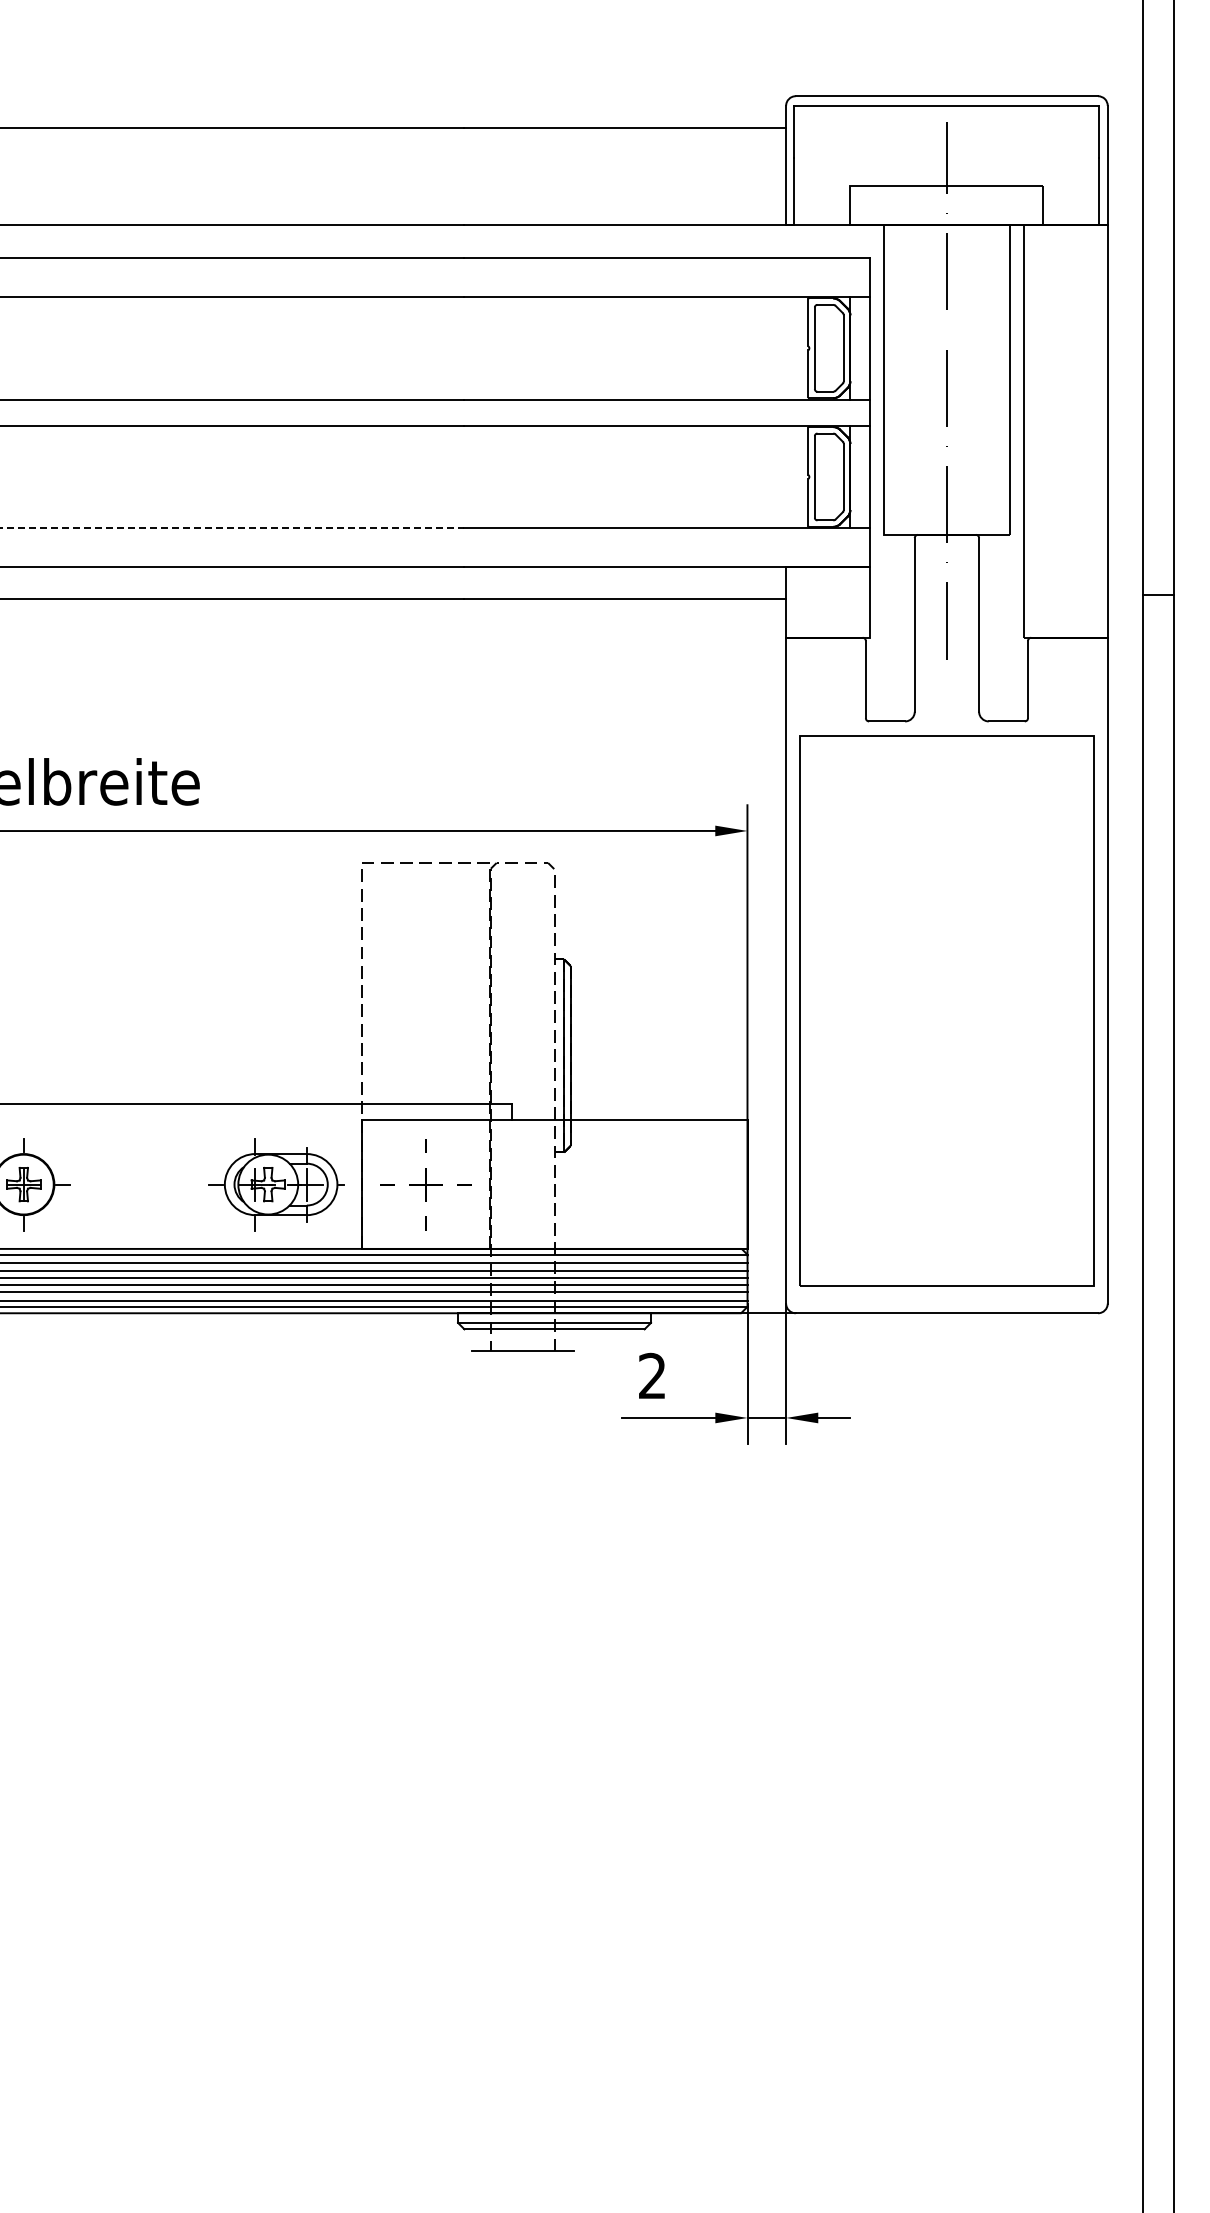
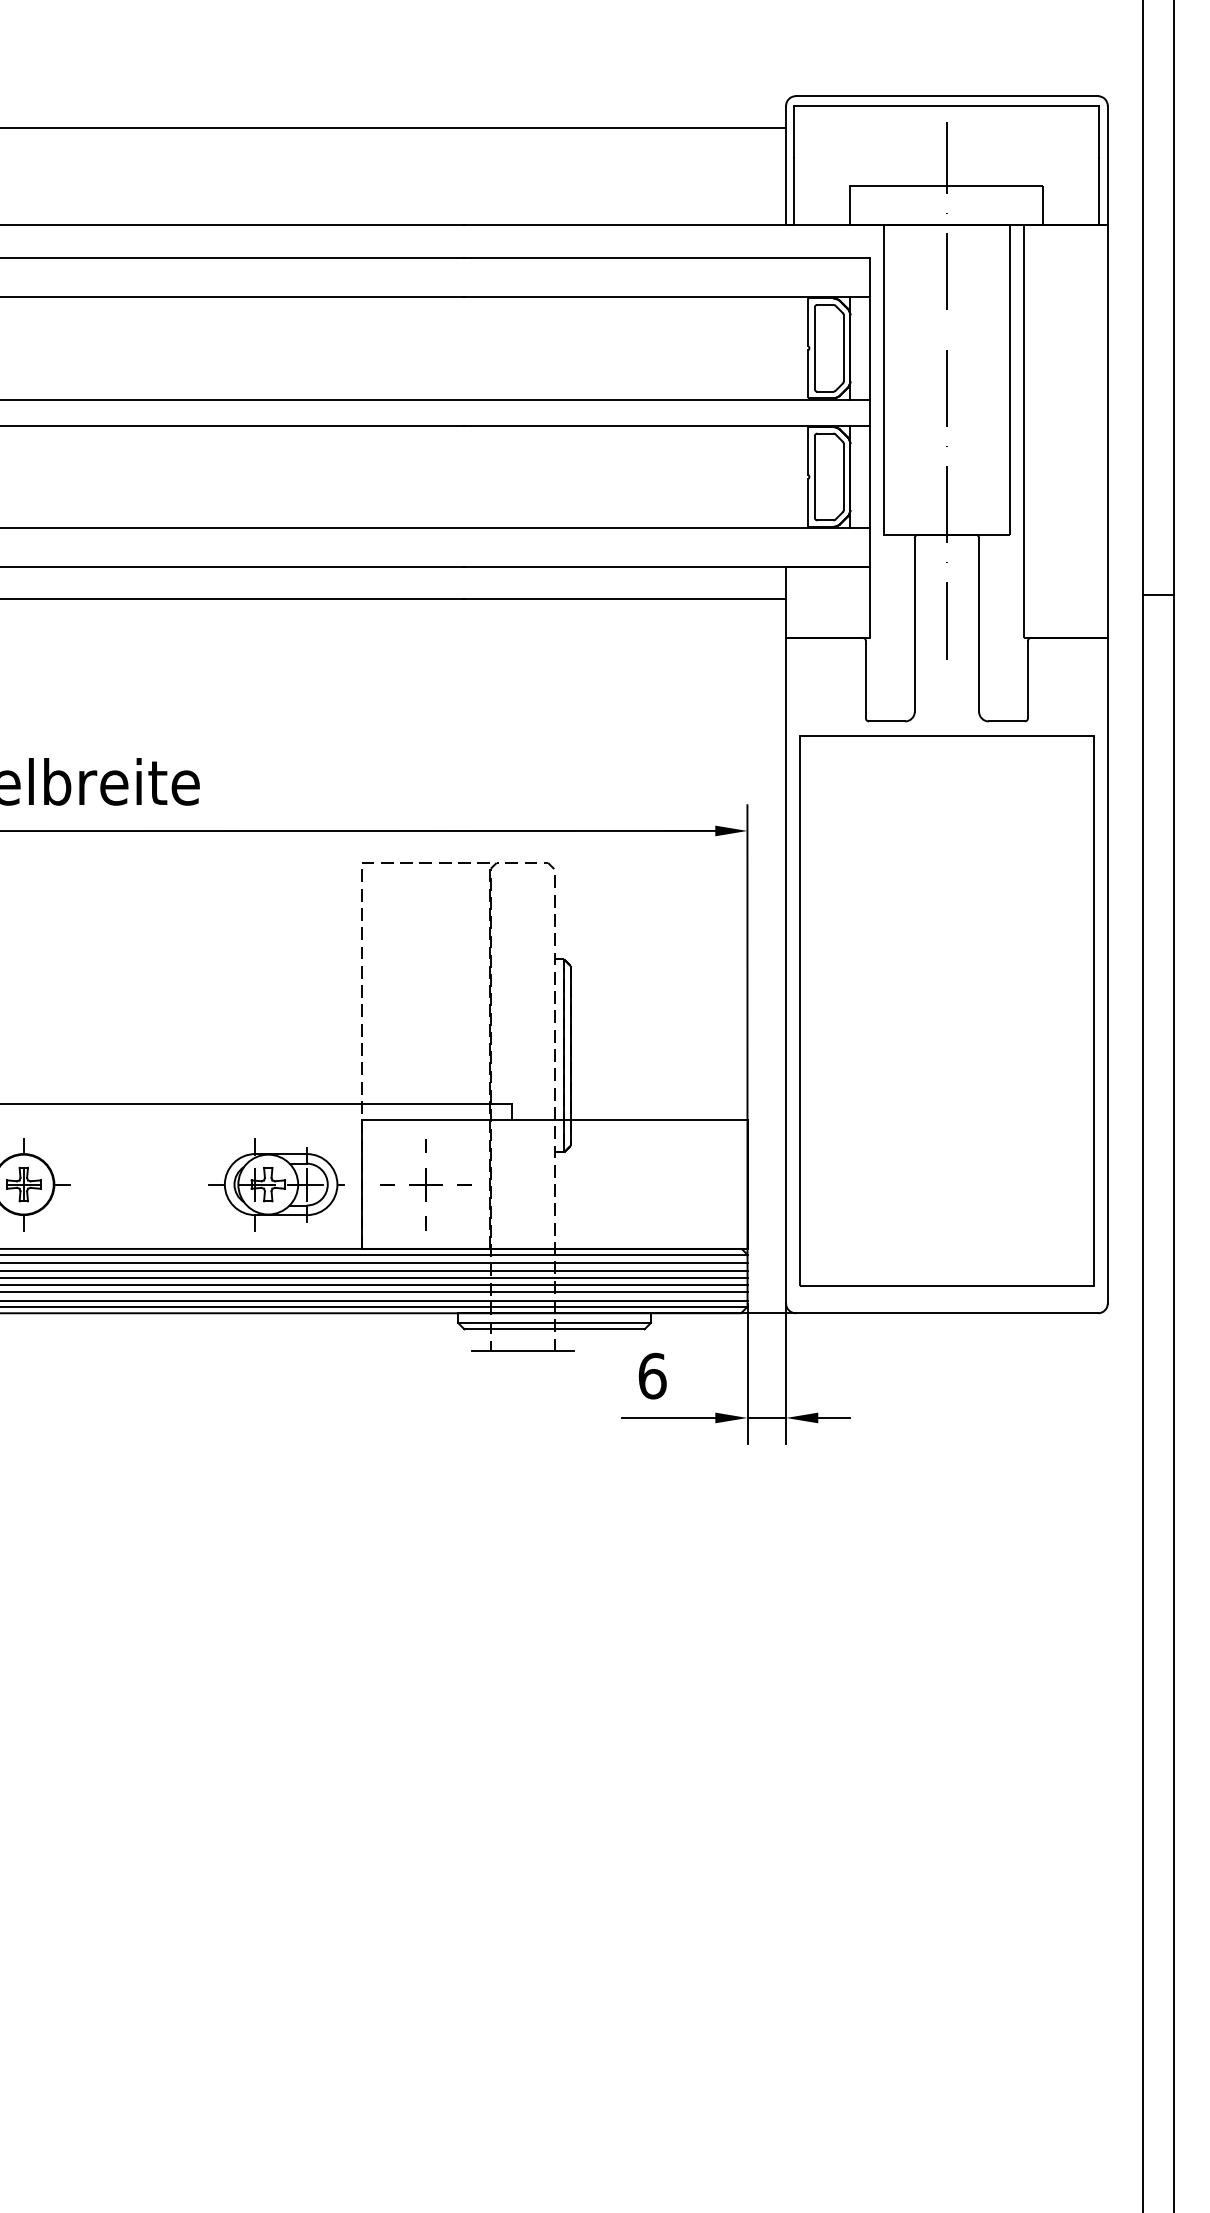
line: dashed -> solid (232, 528)
text: 2 -> 6 (652, 1375)
